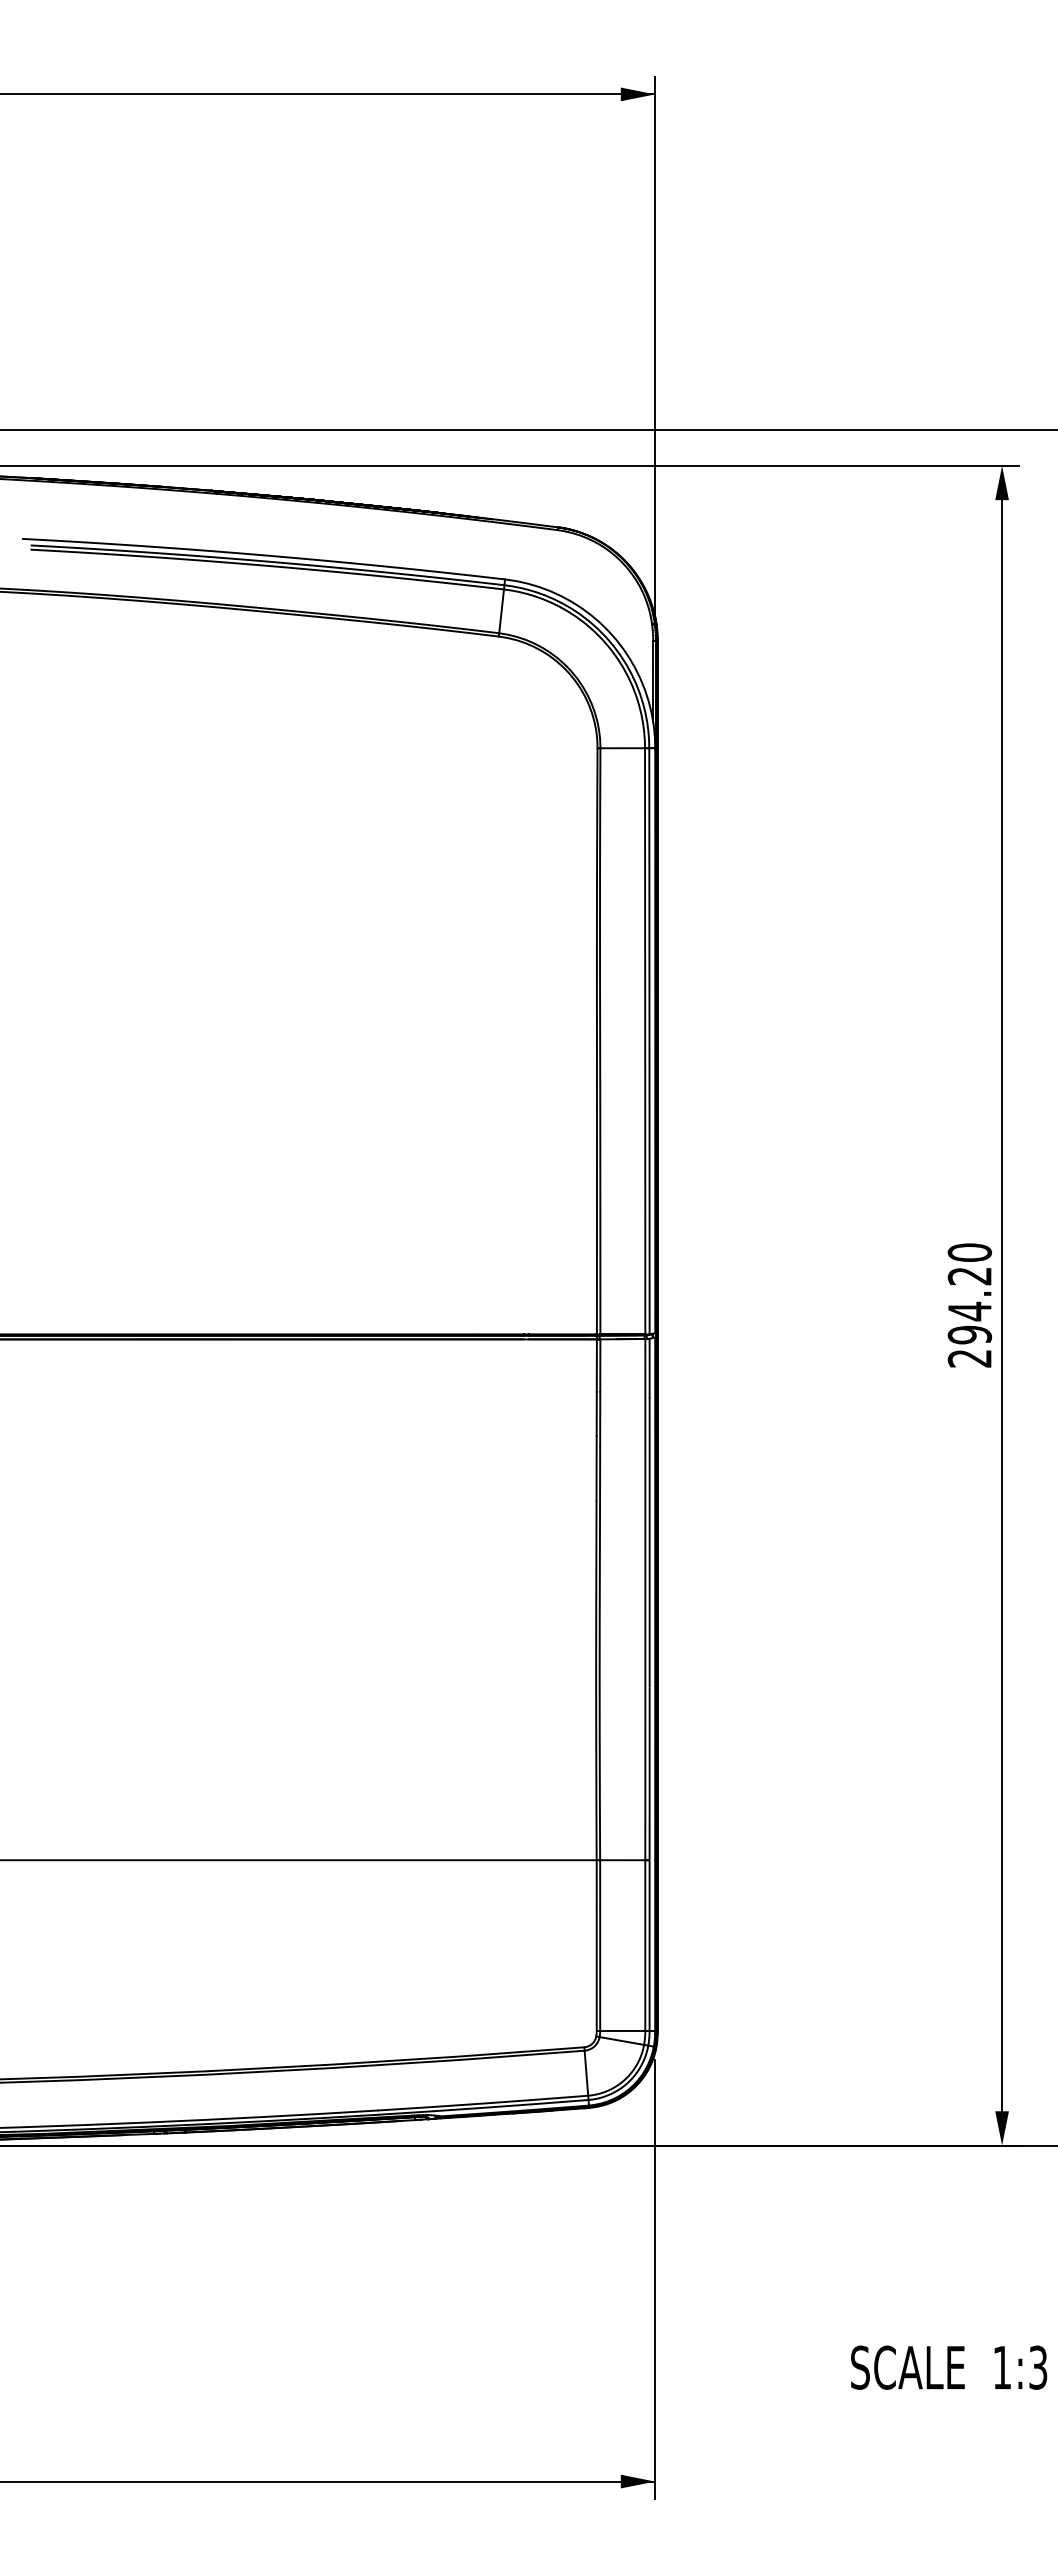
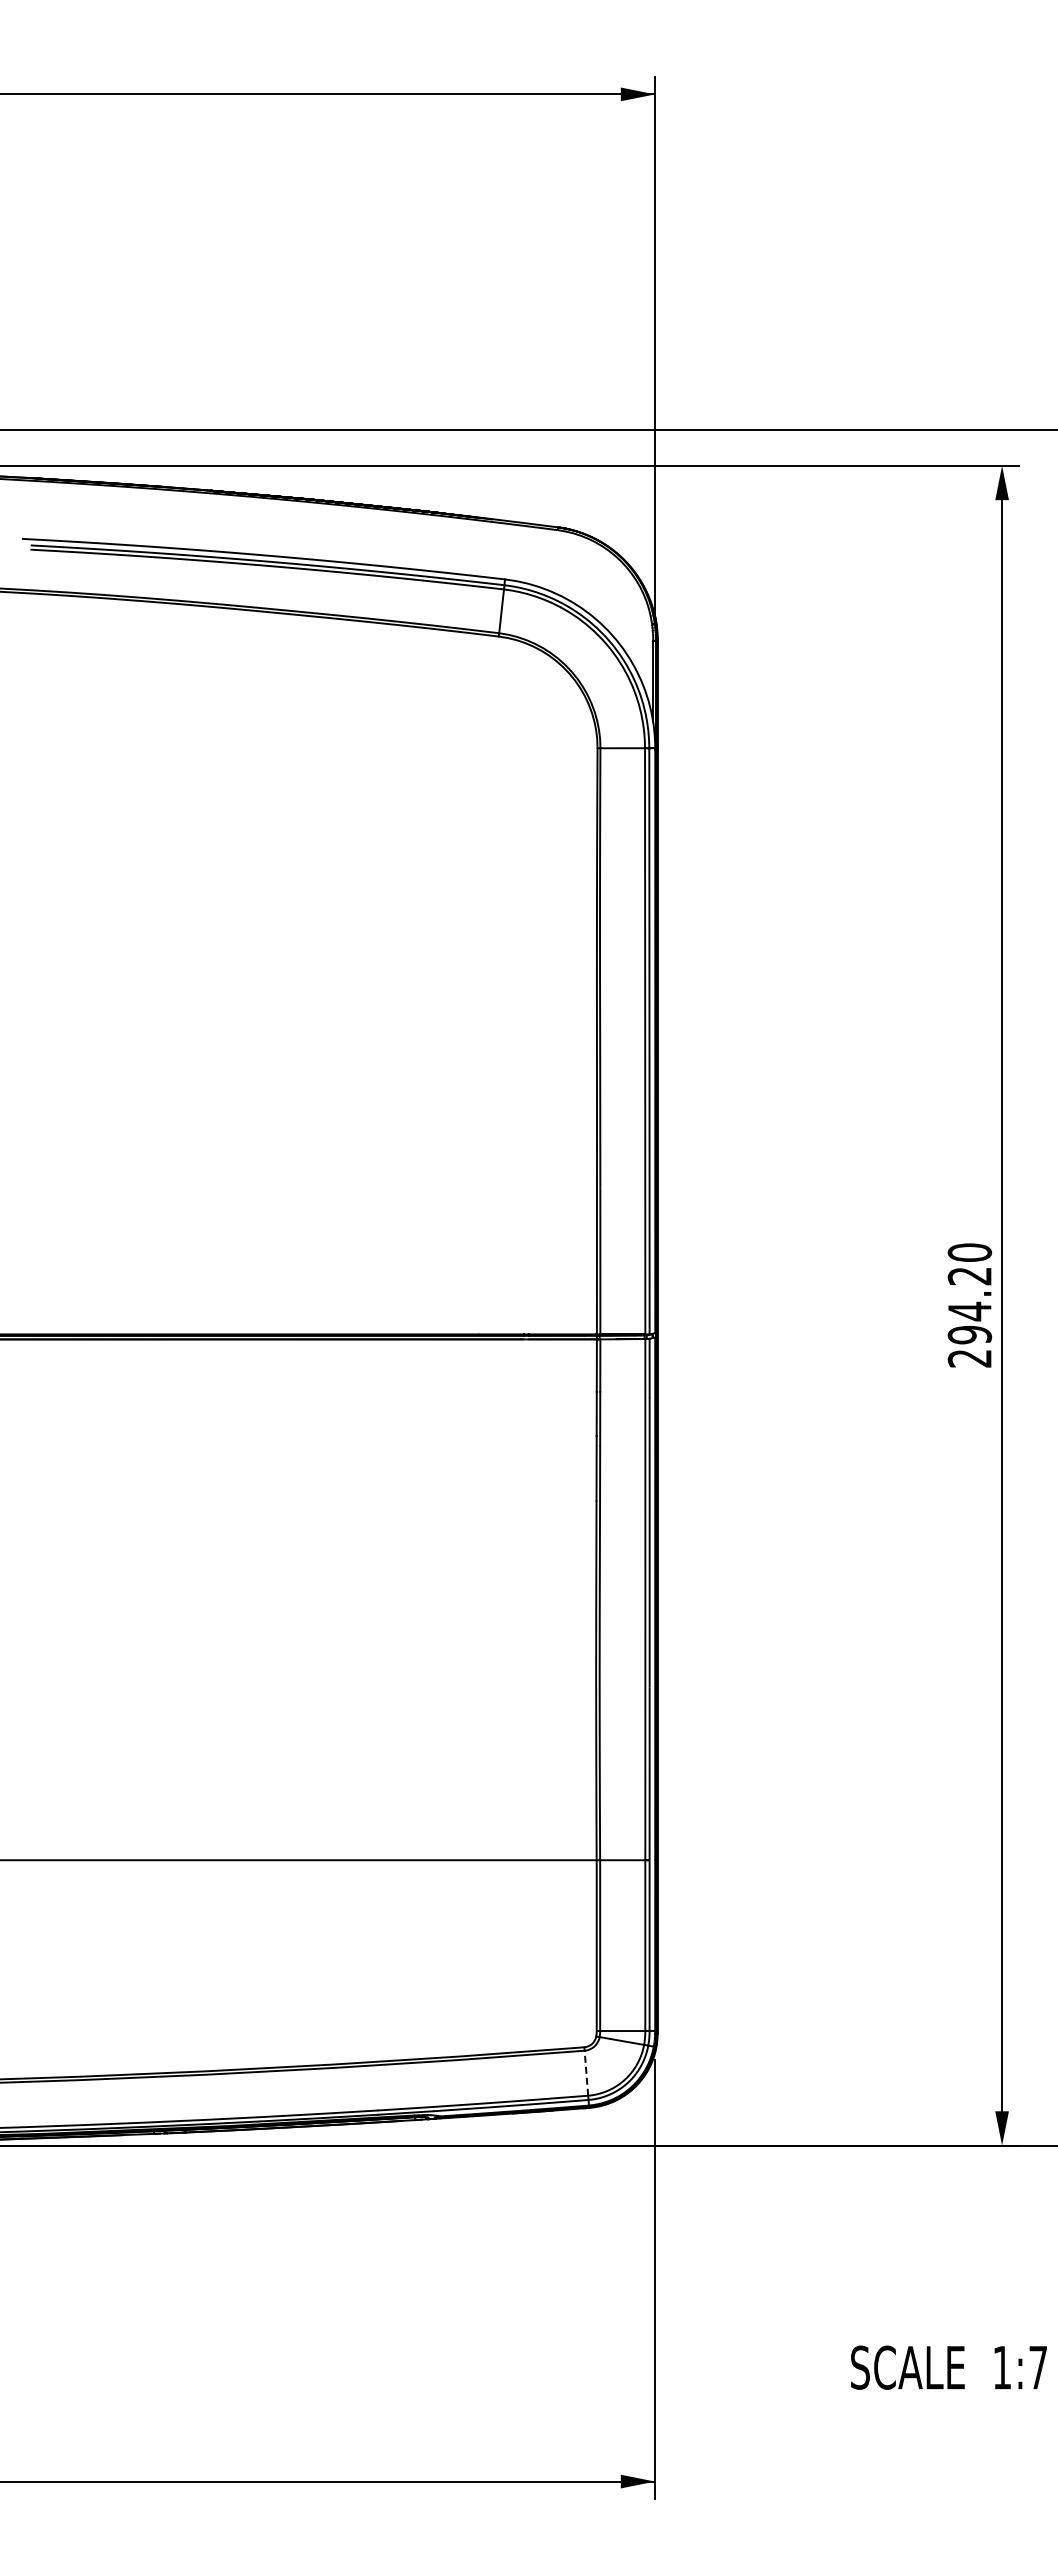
line: solid -> dashed (586, 2073)
text: 1:3 -> 1:7 (1038, 2367)
